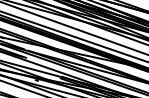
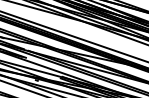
line: present -> none (73, 27)
